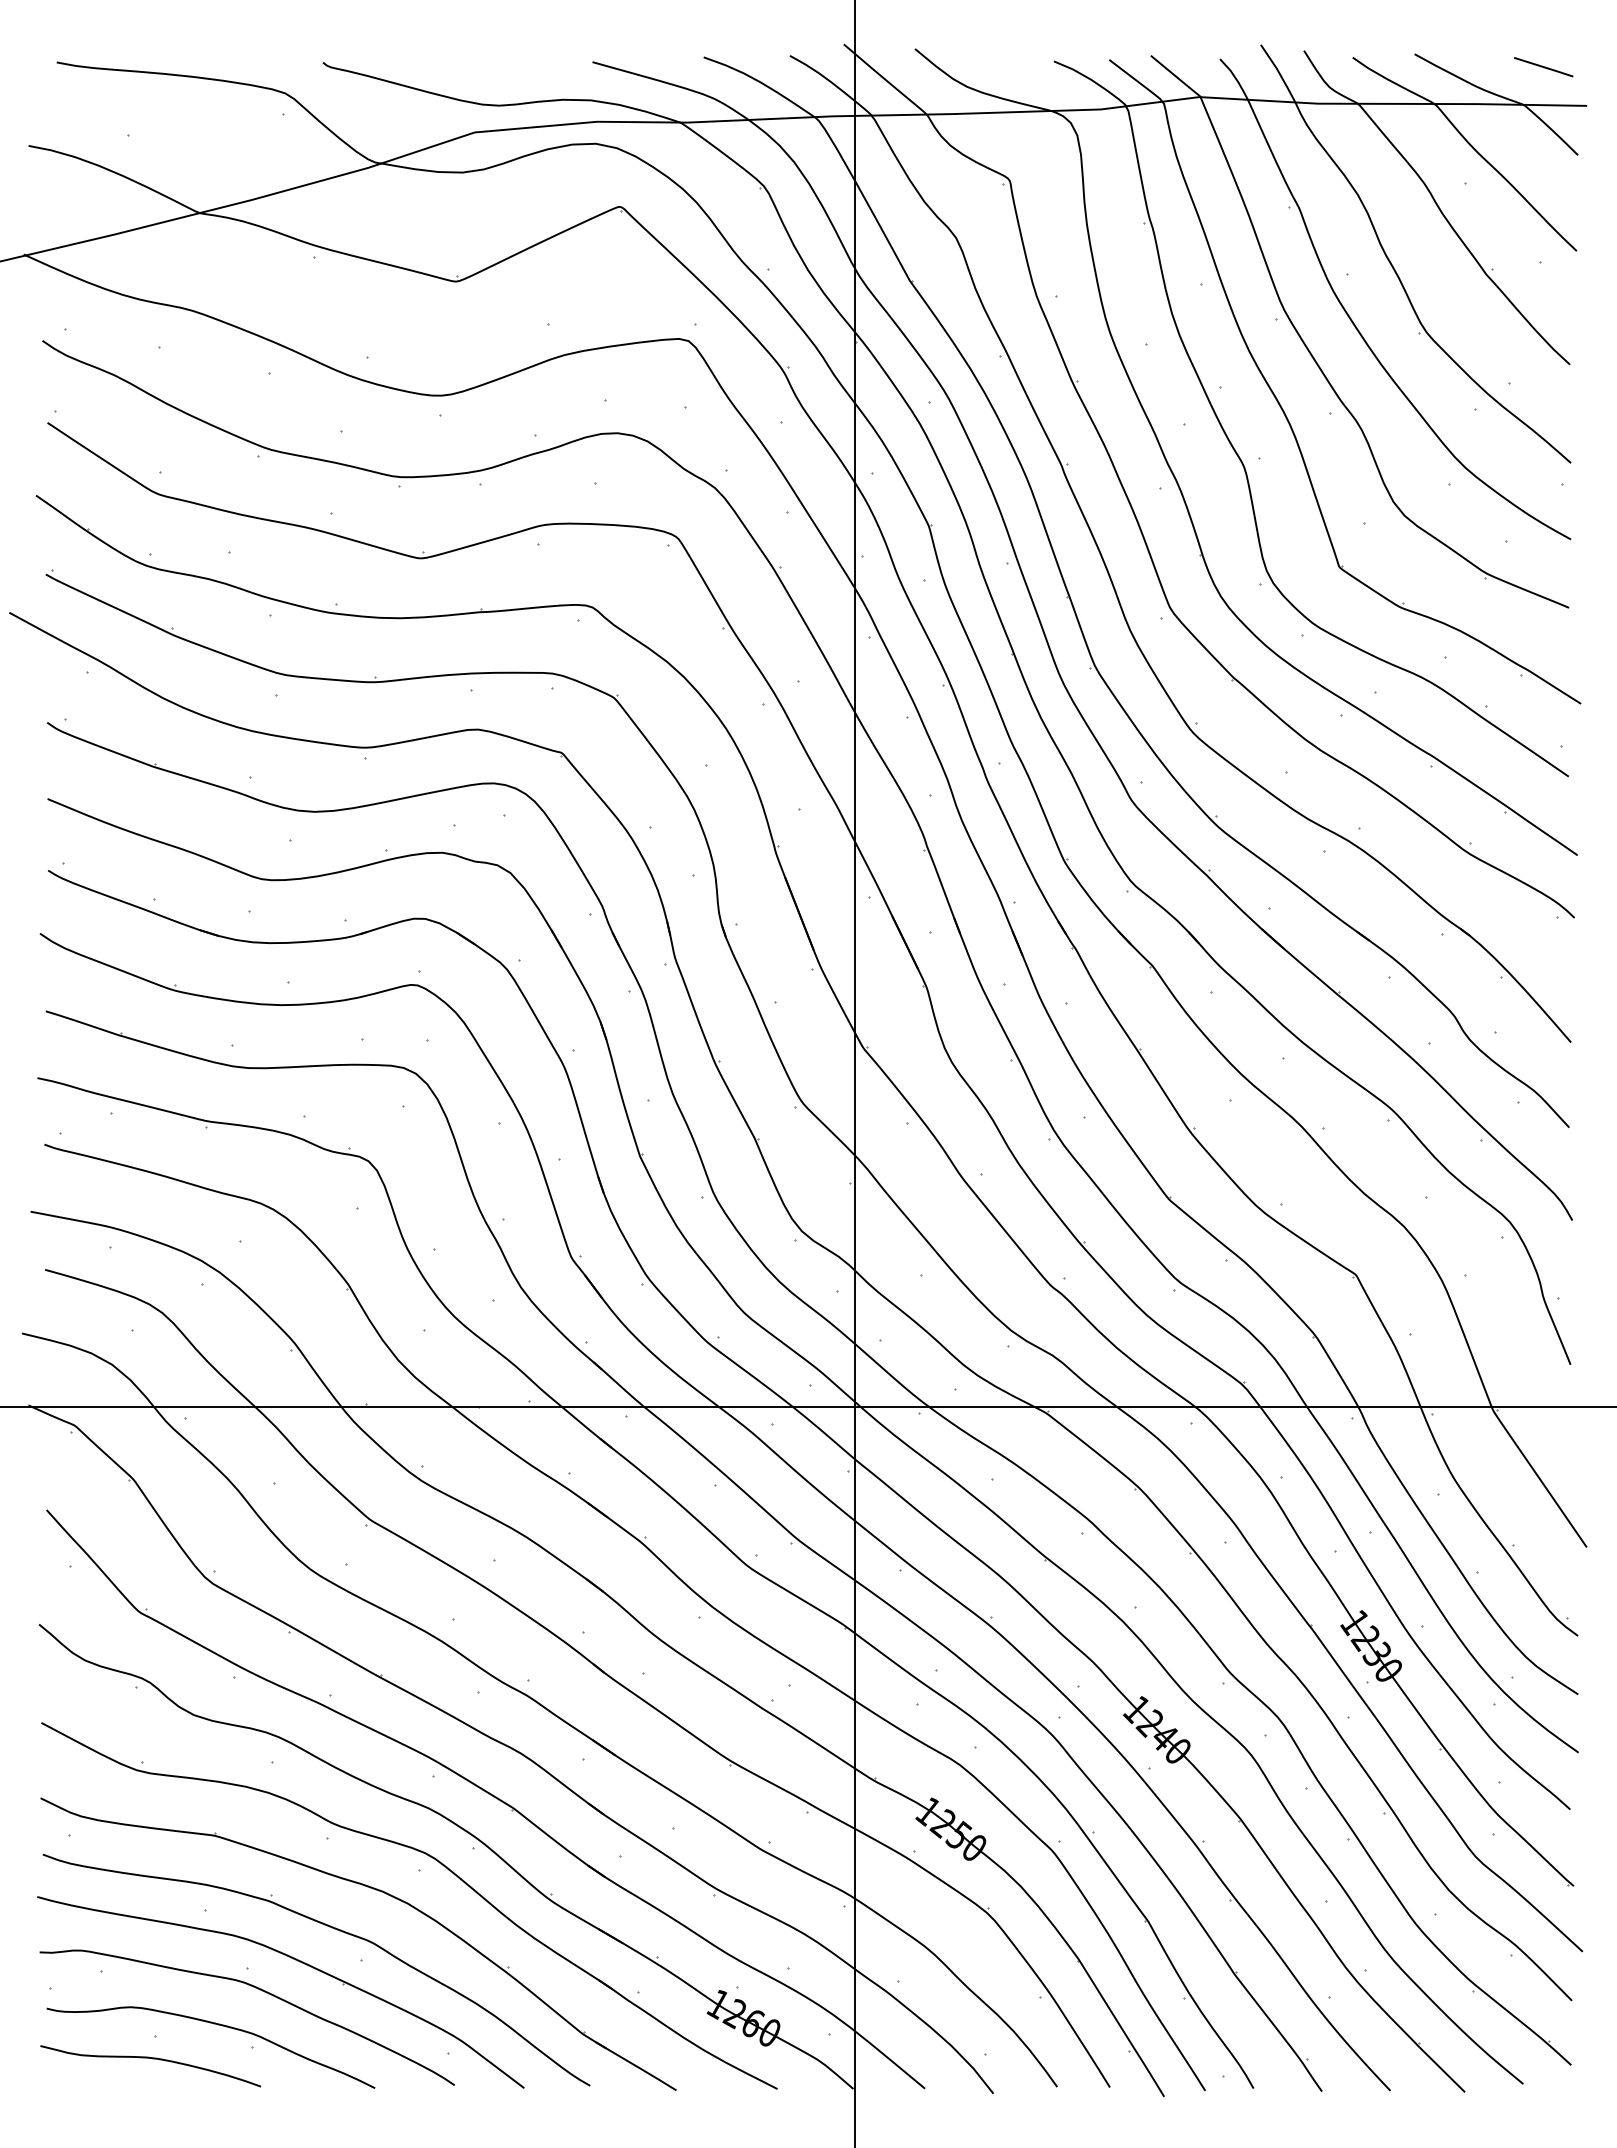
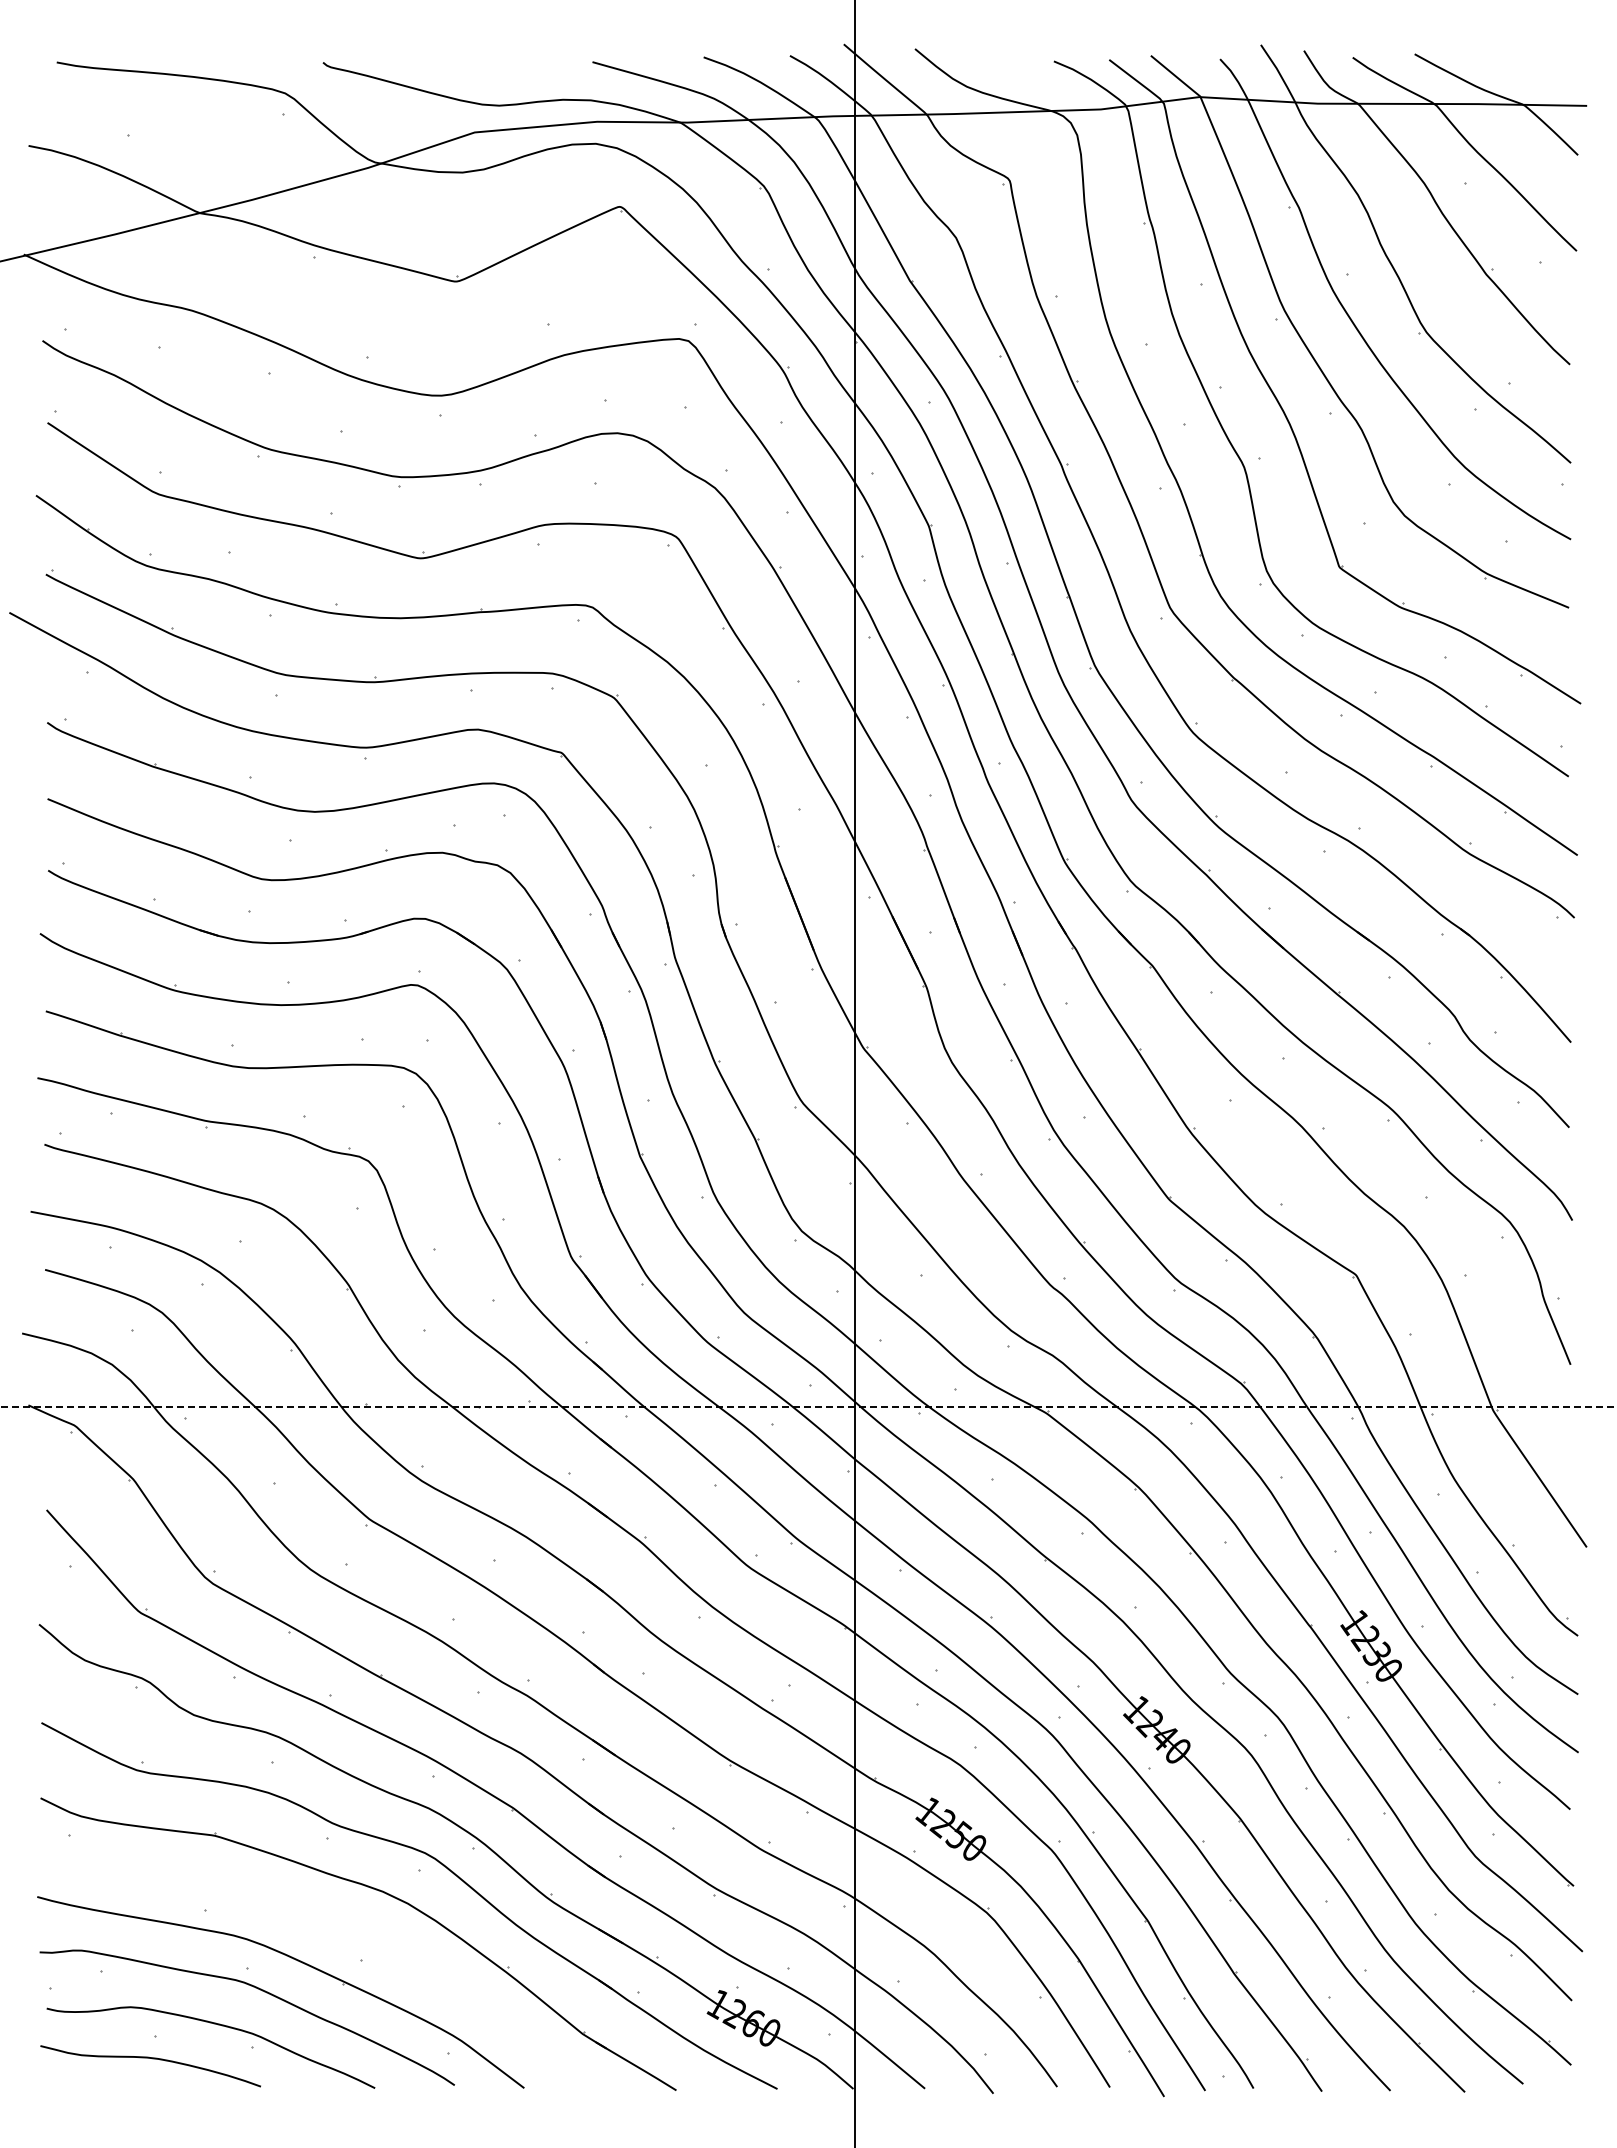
line: present -> none (1543, 67)
line: solid -> dashed (808, 1406)
part: present -> none (334, 1929)
